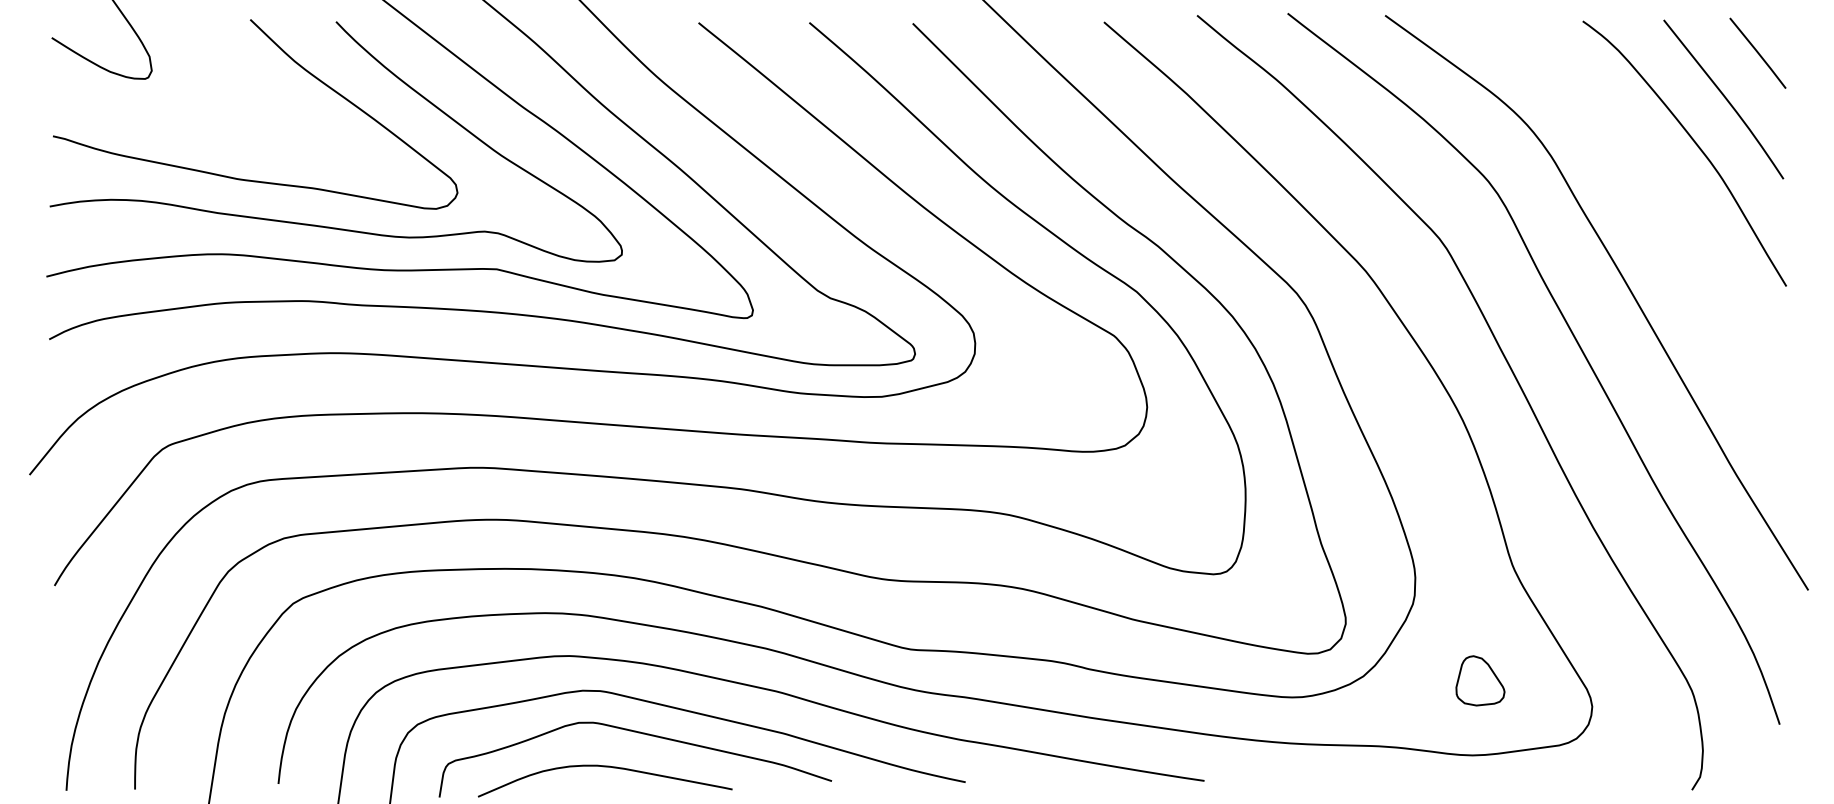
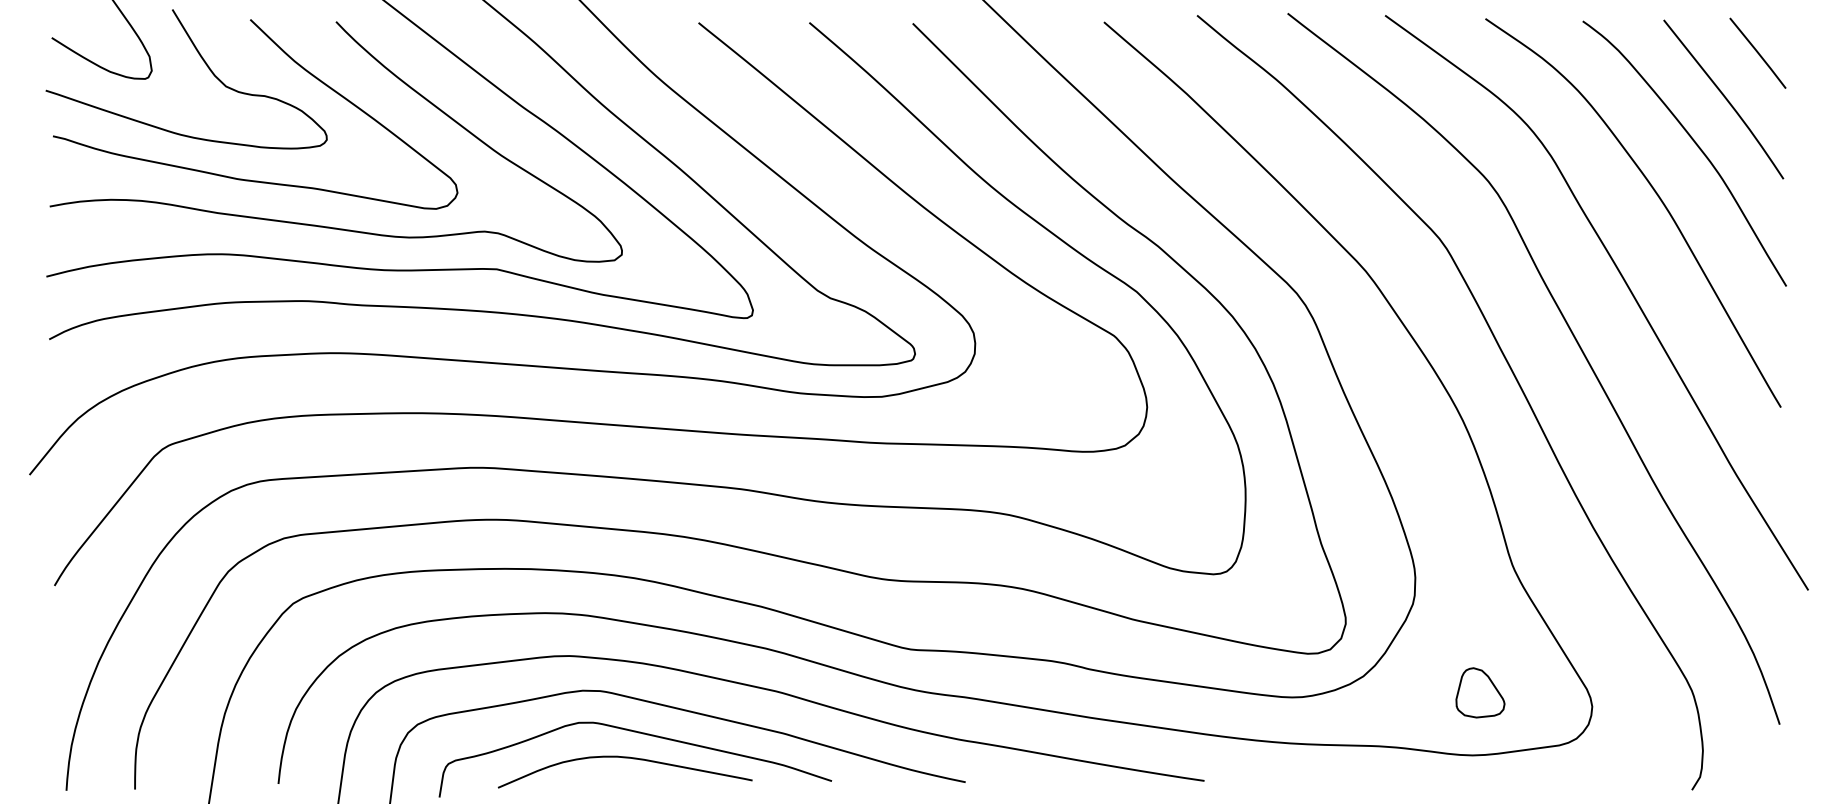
curve: none -> present (204, 63)
curve: none -> present (1657, 196)
part position: (1480, 680) -> (1480, 692) (1480, 692)
curve position: (604, 767) -> (624, 758) (624, 758)
